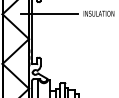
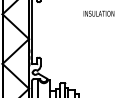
line: present -> none (49, 14)
